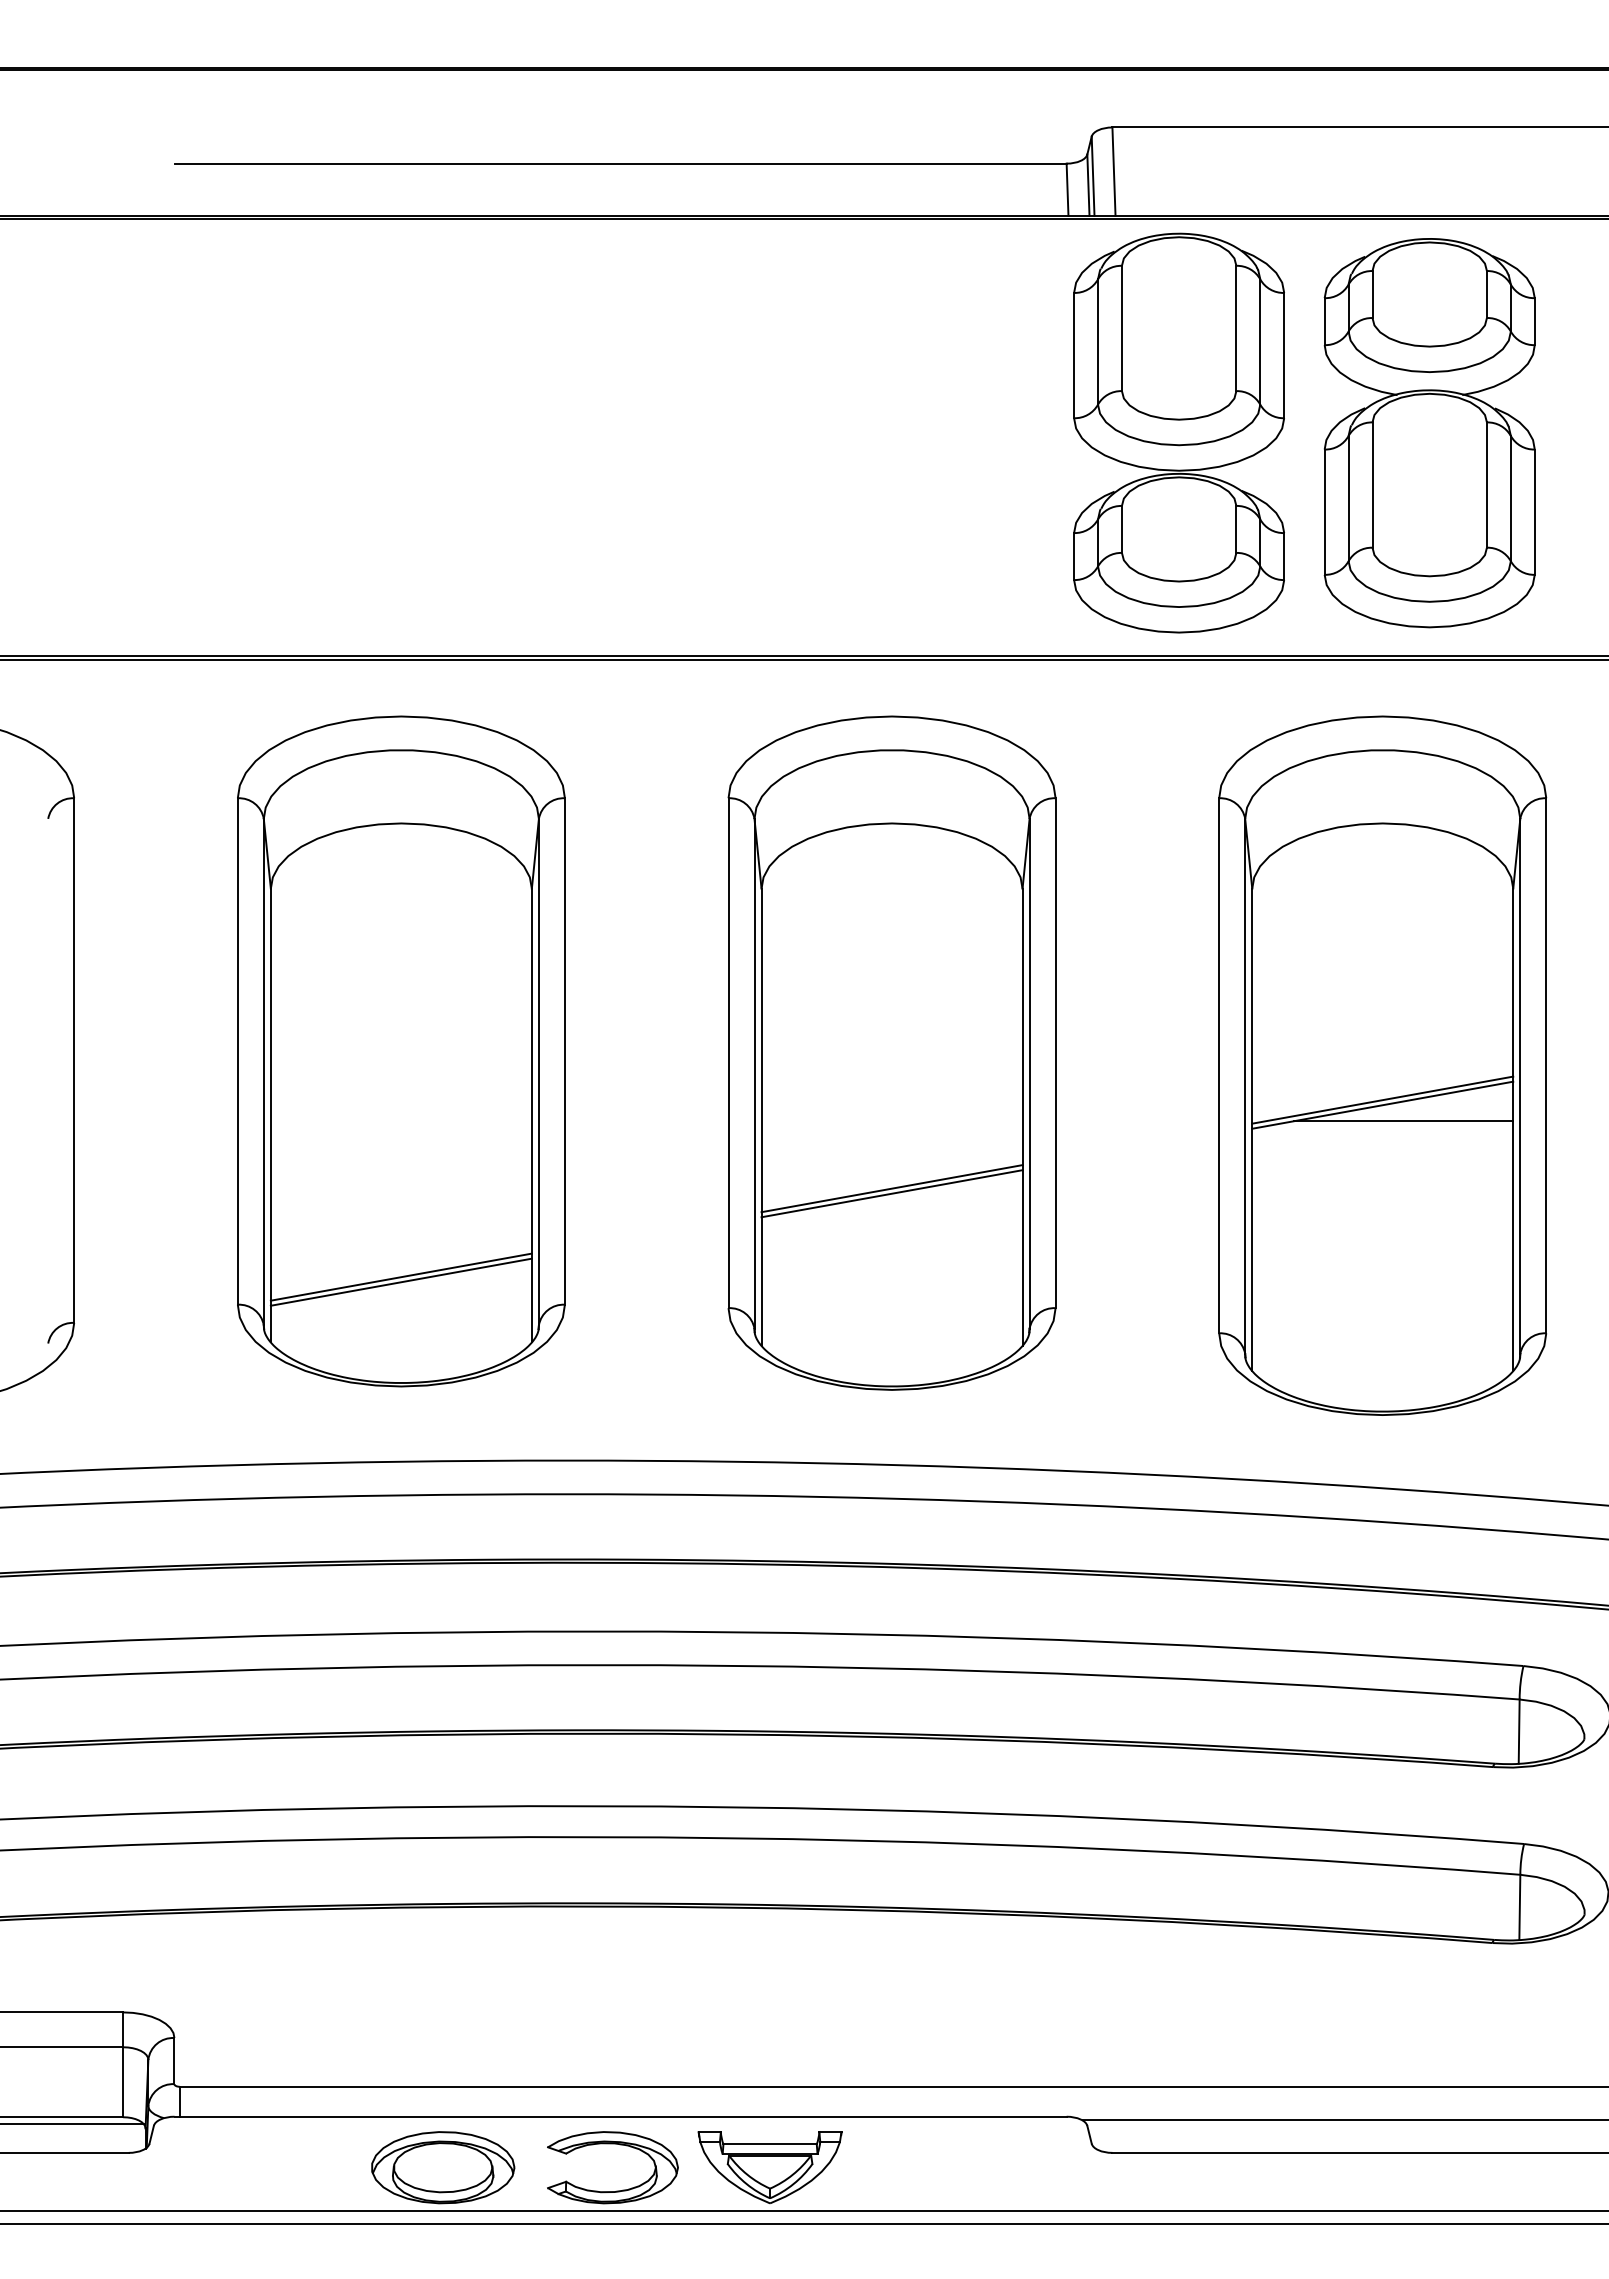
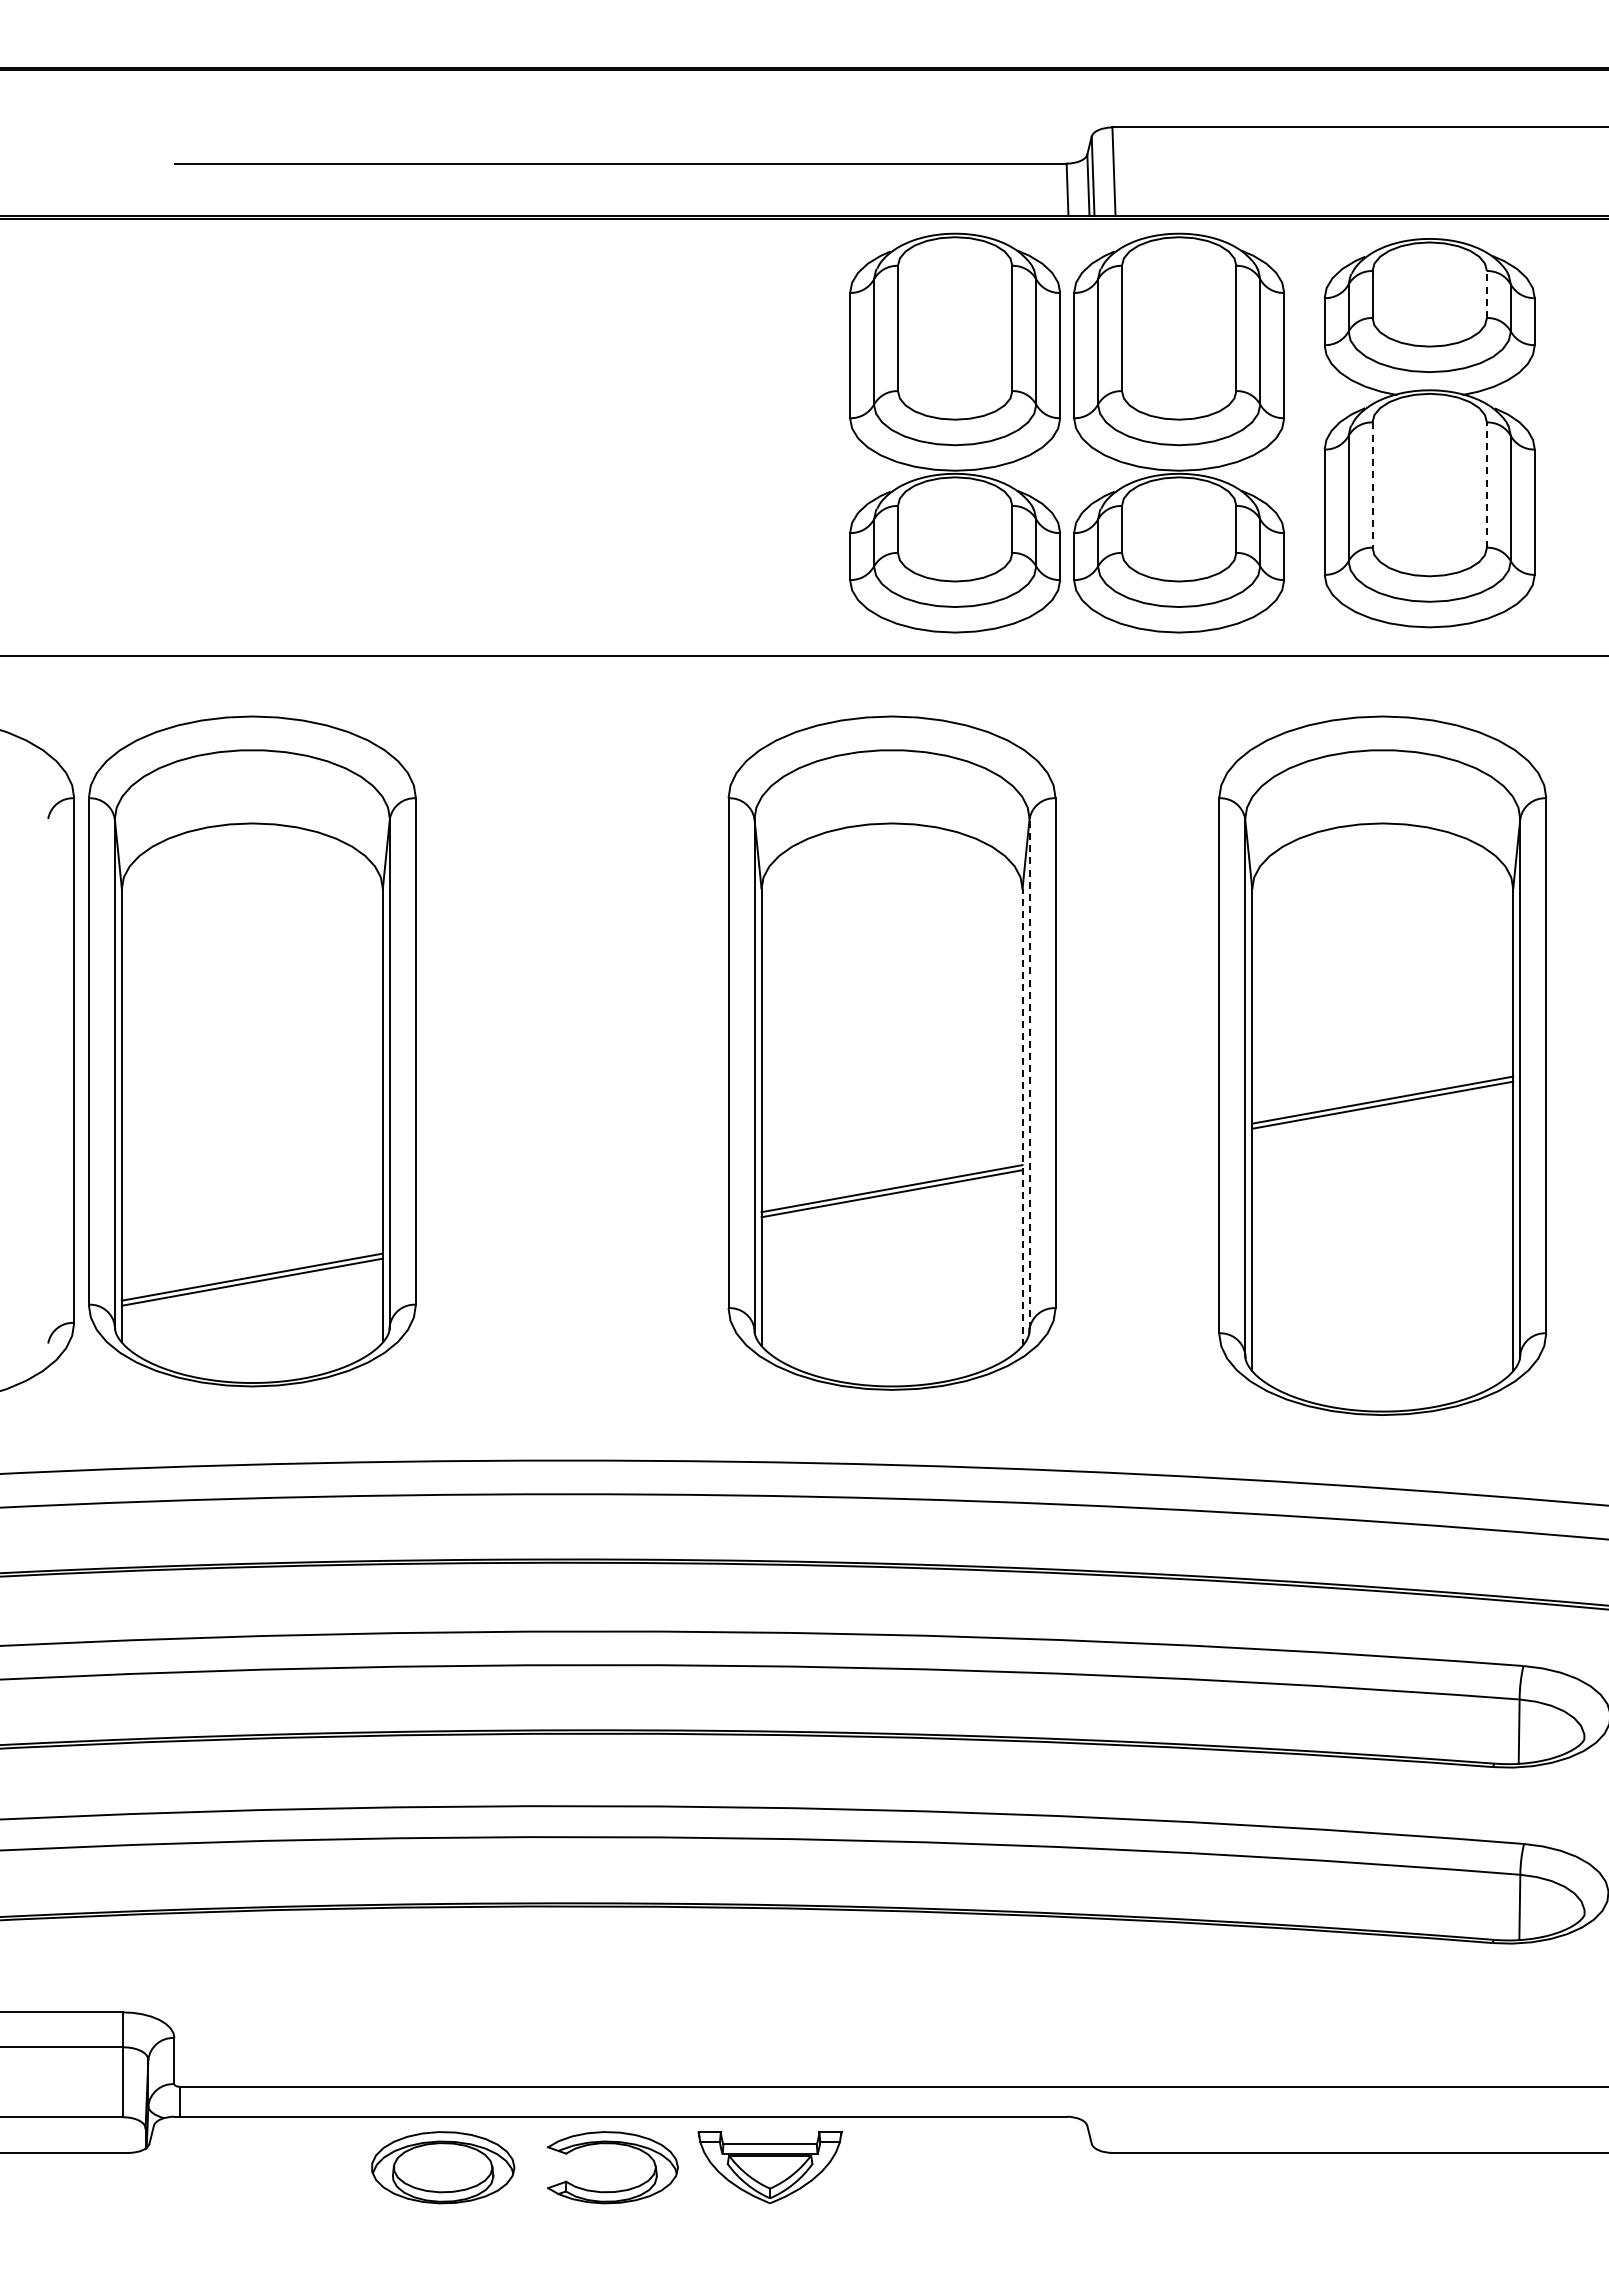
line: solid -> dashed (1486, 294)
part: none -> present (954, 432)
line: solid -> dashed (1372, 485)
line: solid -> dashed (1486, 485)
line: present -> none (803, 659)
part position: (401, 1051) -> (252, 1051) (252, 1051)
line: solid -> dashed (1029, 1073)
line: solid -> dashed (1022, 1117)
line: present -> none (1403, 1121)
line: present -> none (1343, 2120)
line: present -> none (72, 2123)
line: present -> none (803, 2210)
line: present -> none (803, 2224)
